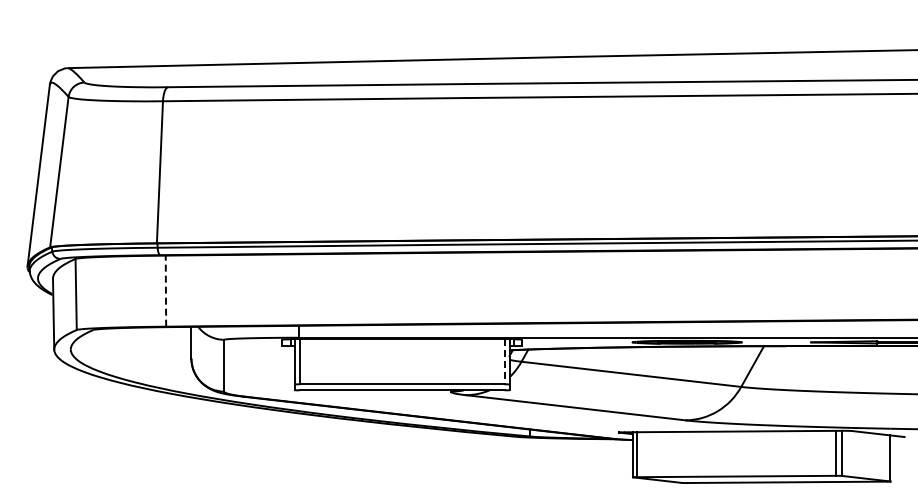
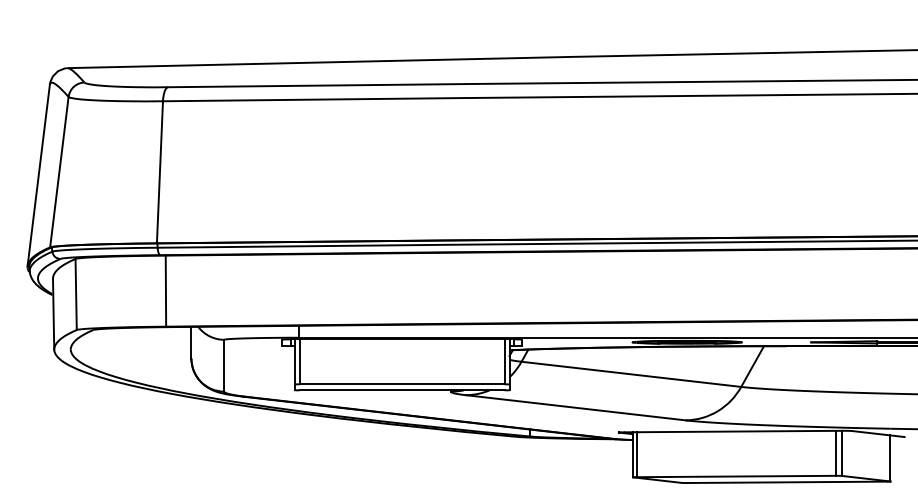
line: dashed -> solid (165, 291)
line: dashed -> solid (504, 362)
